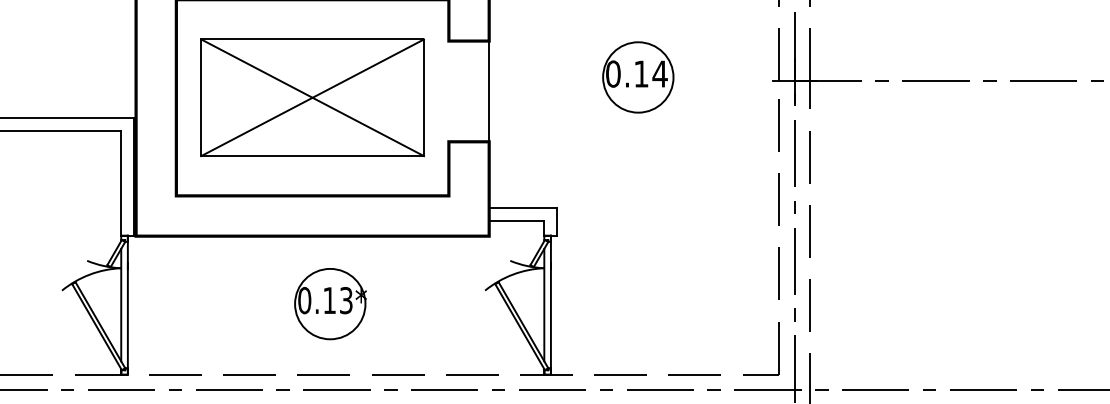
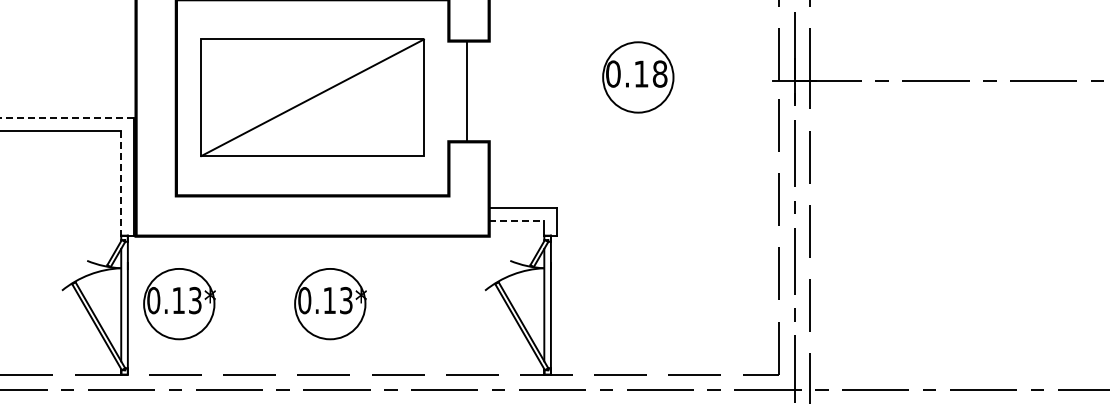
text: 0.14 -> 0.18 (659, 73)
line position: (489, 91) -> (467, 91) (467, 91)
line: present -> none (312, 97)
line: solid -> dashed (67, 117)
line: solid -> dashed (121, 183)
line: solid -> dashed (516, 220)
part: none -> present (179, 304)
